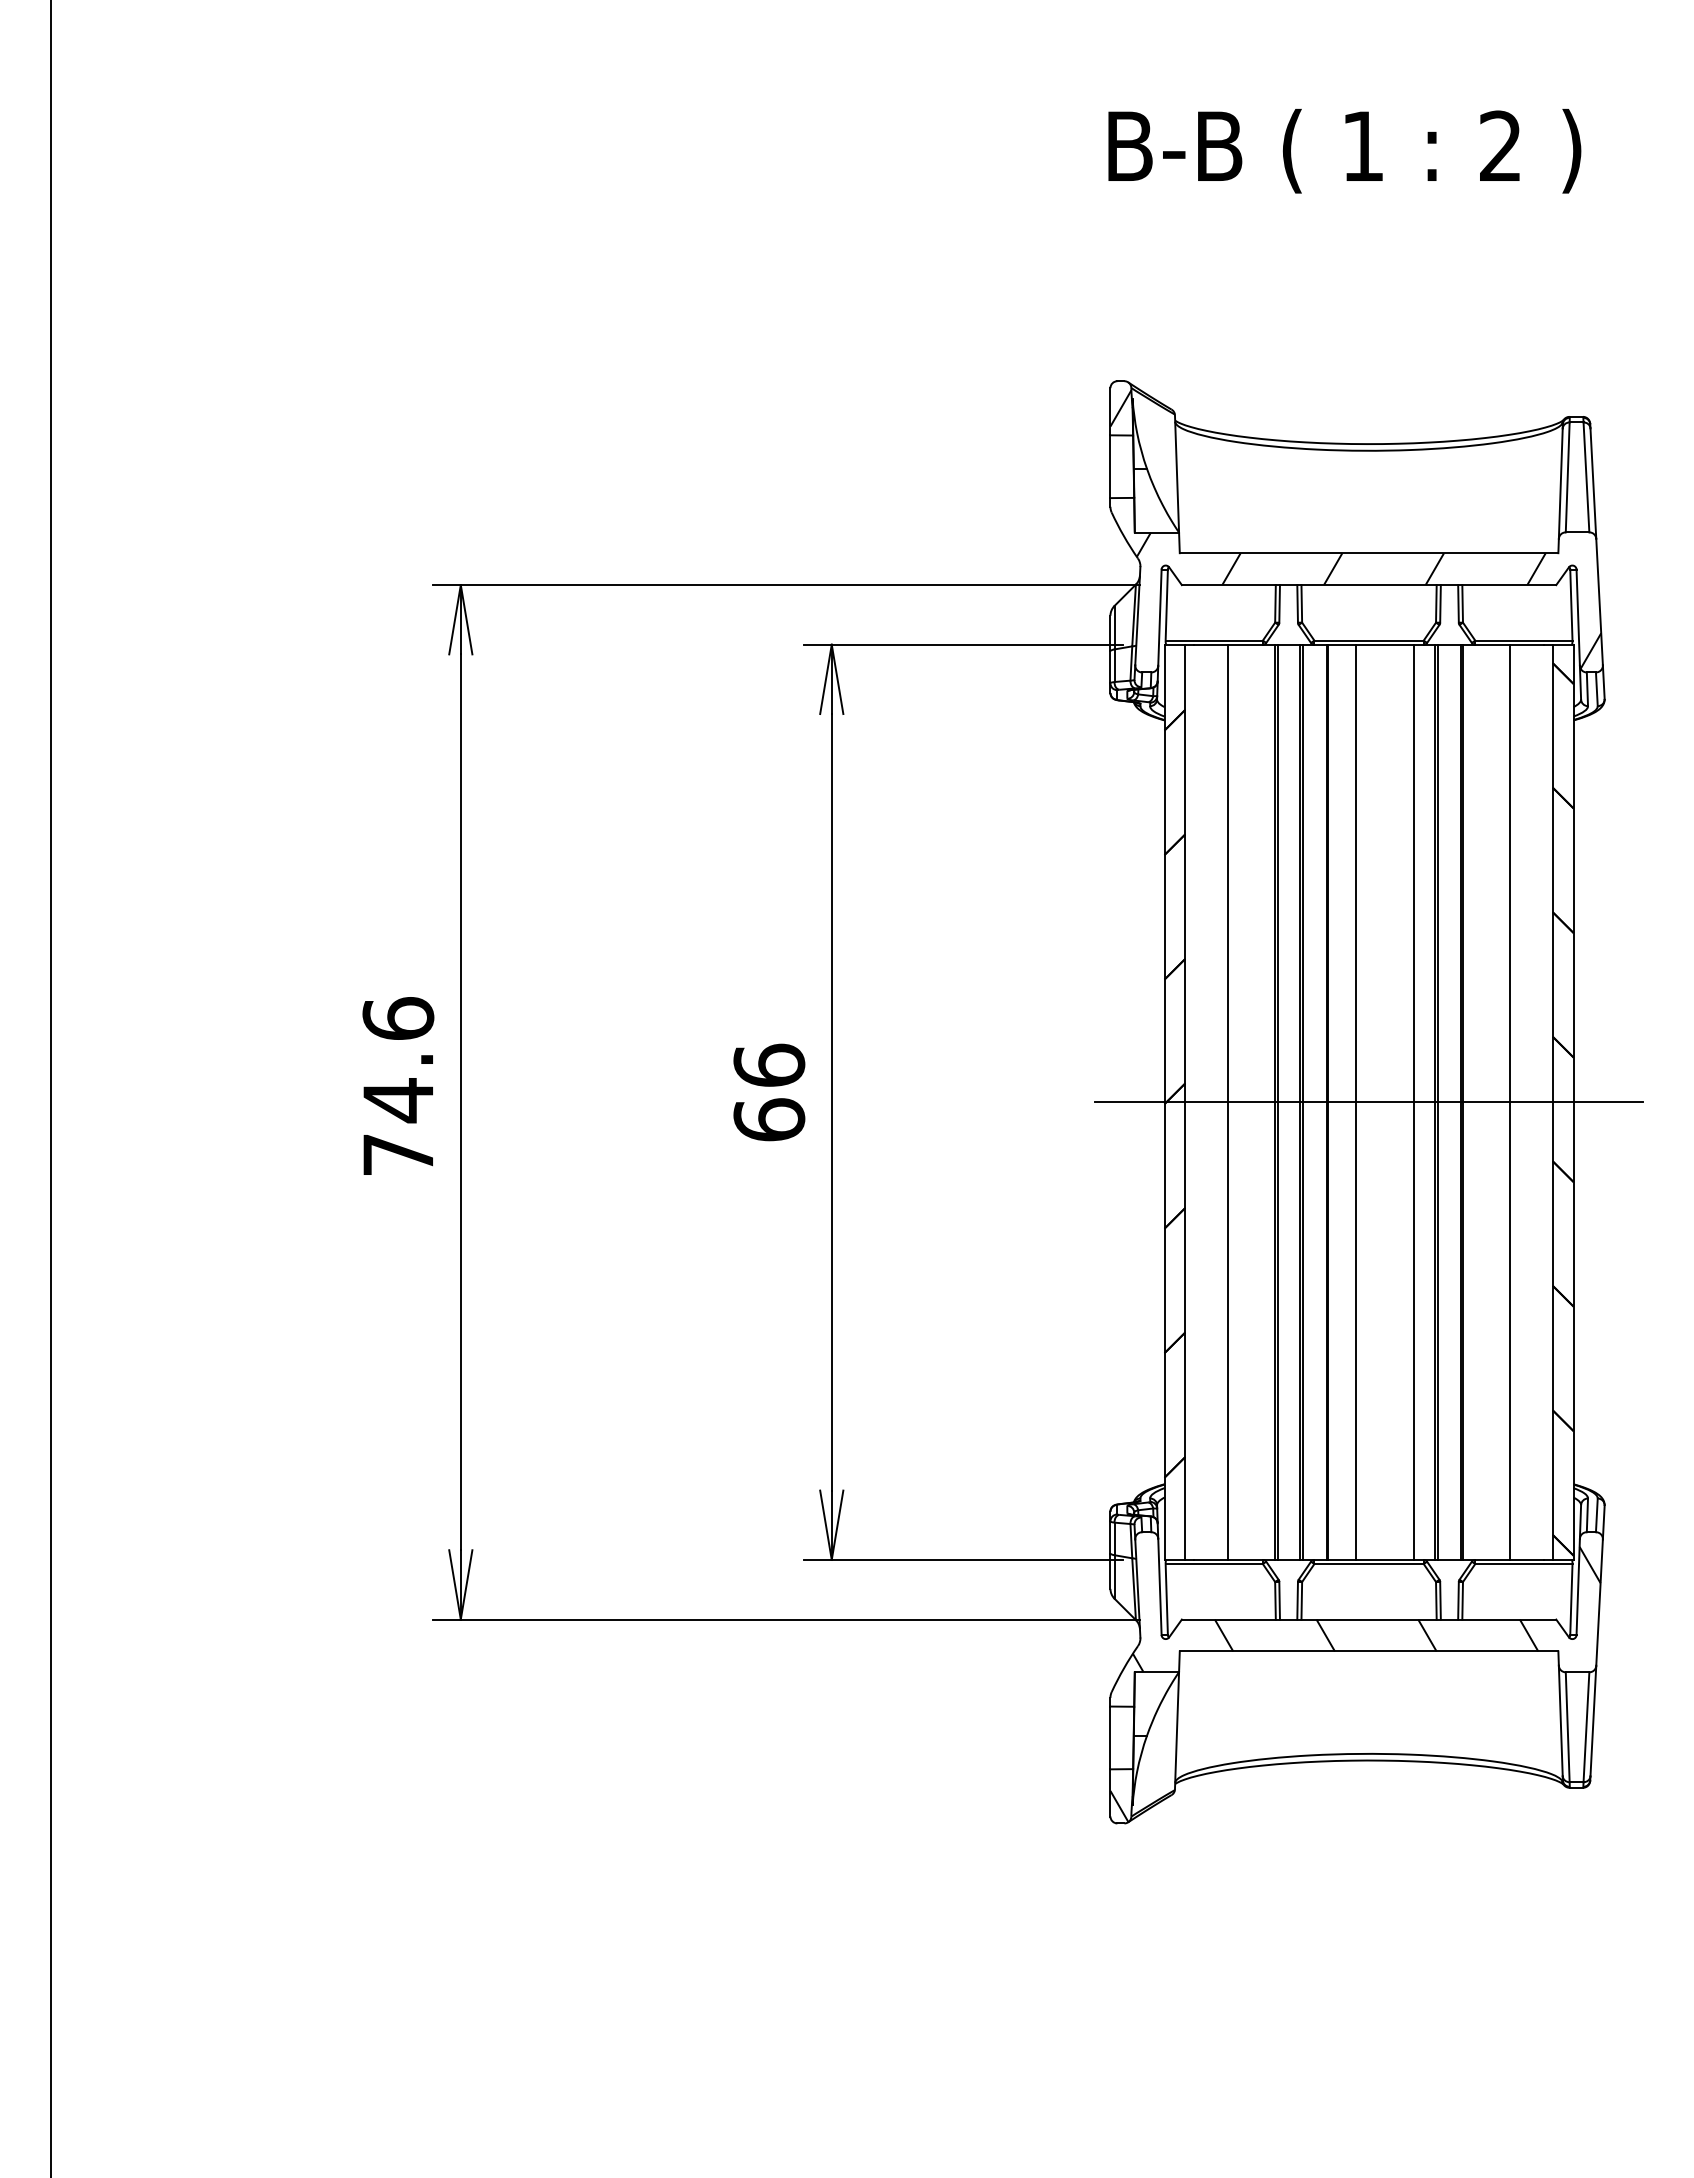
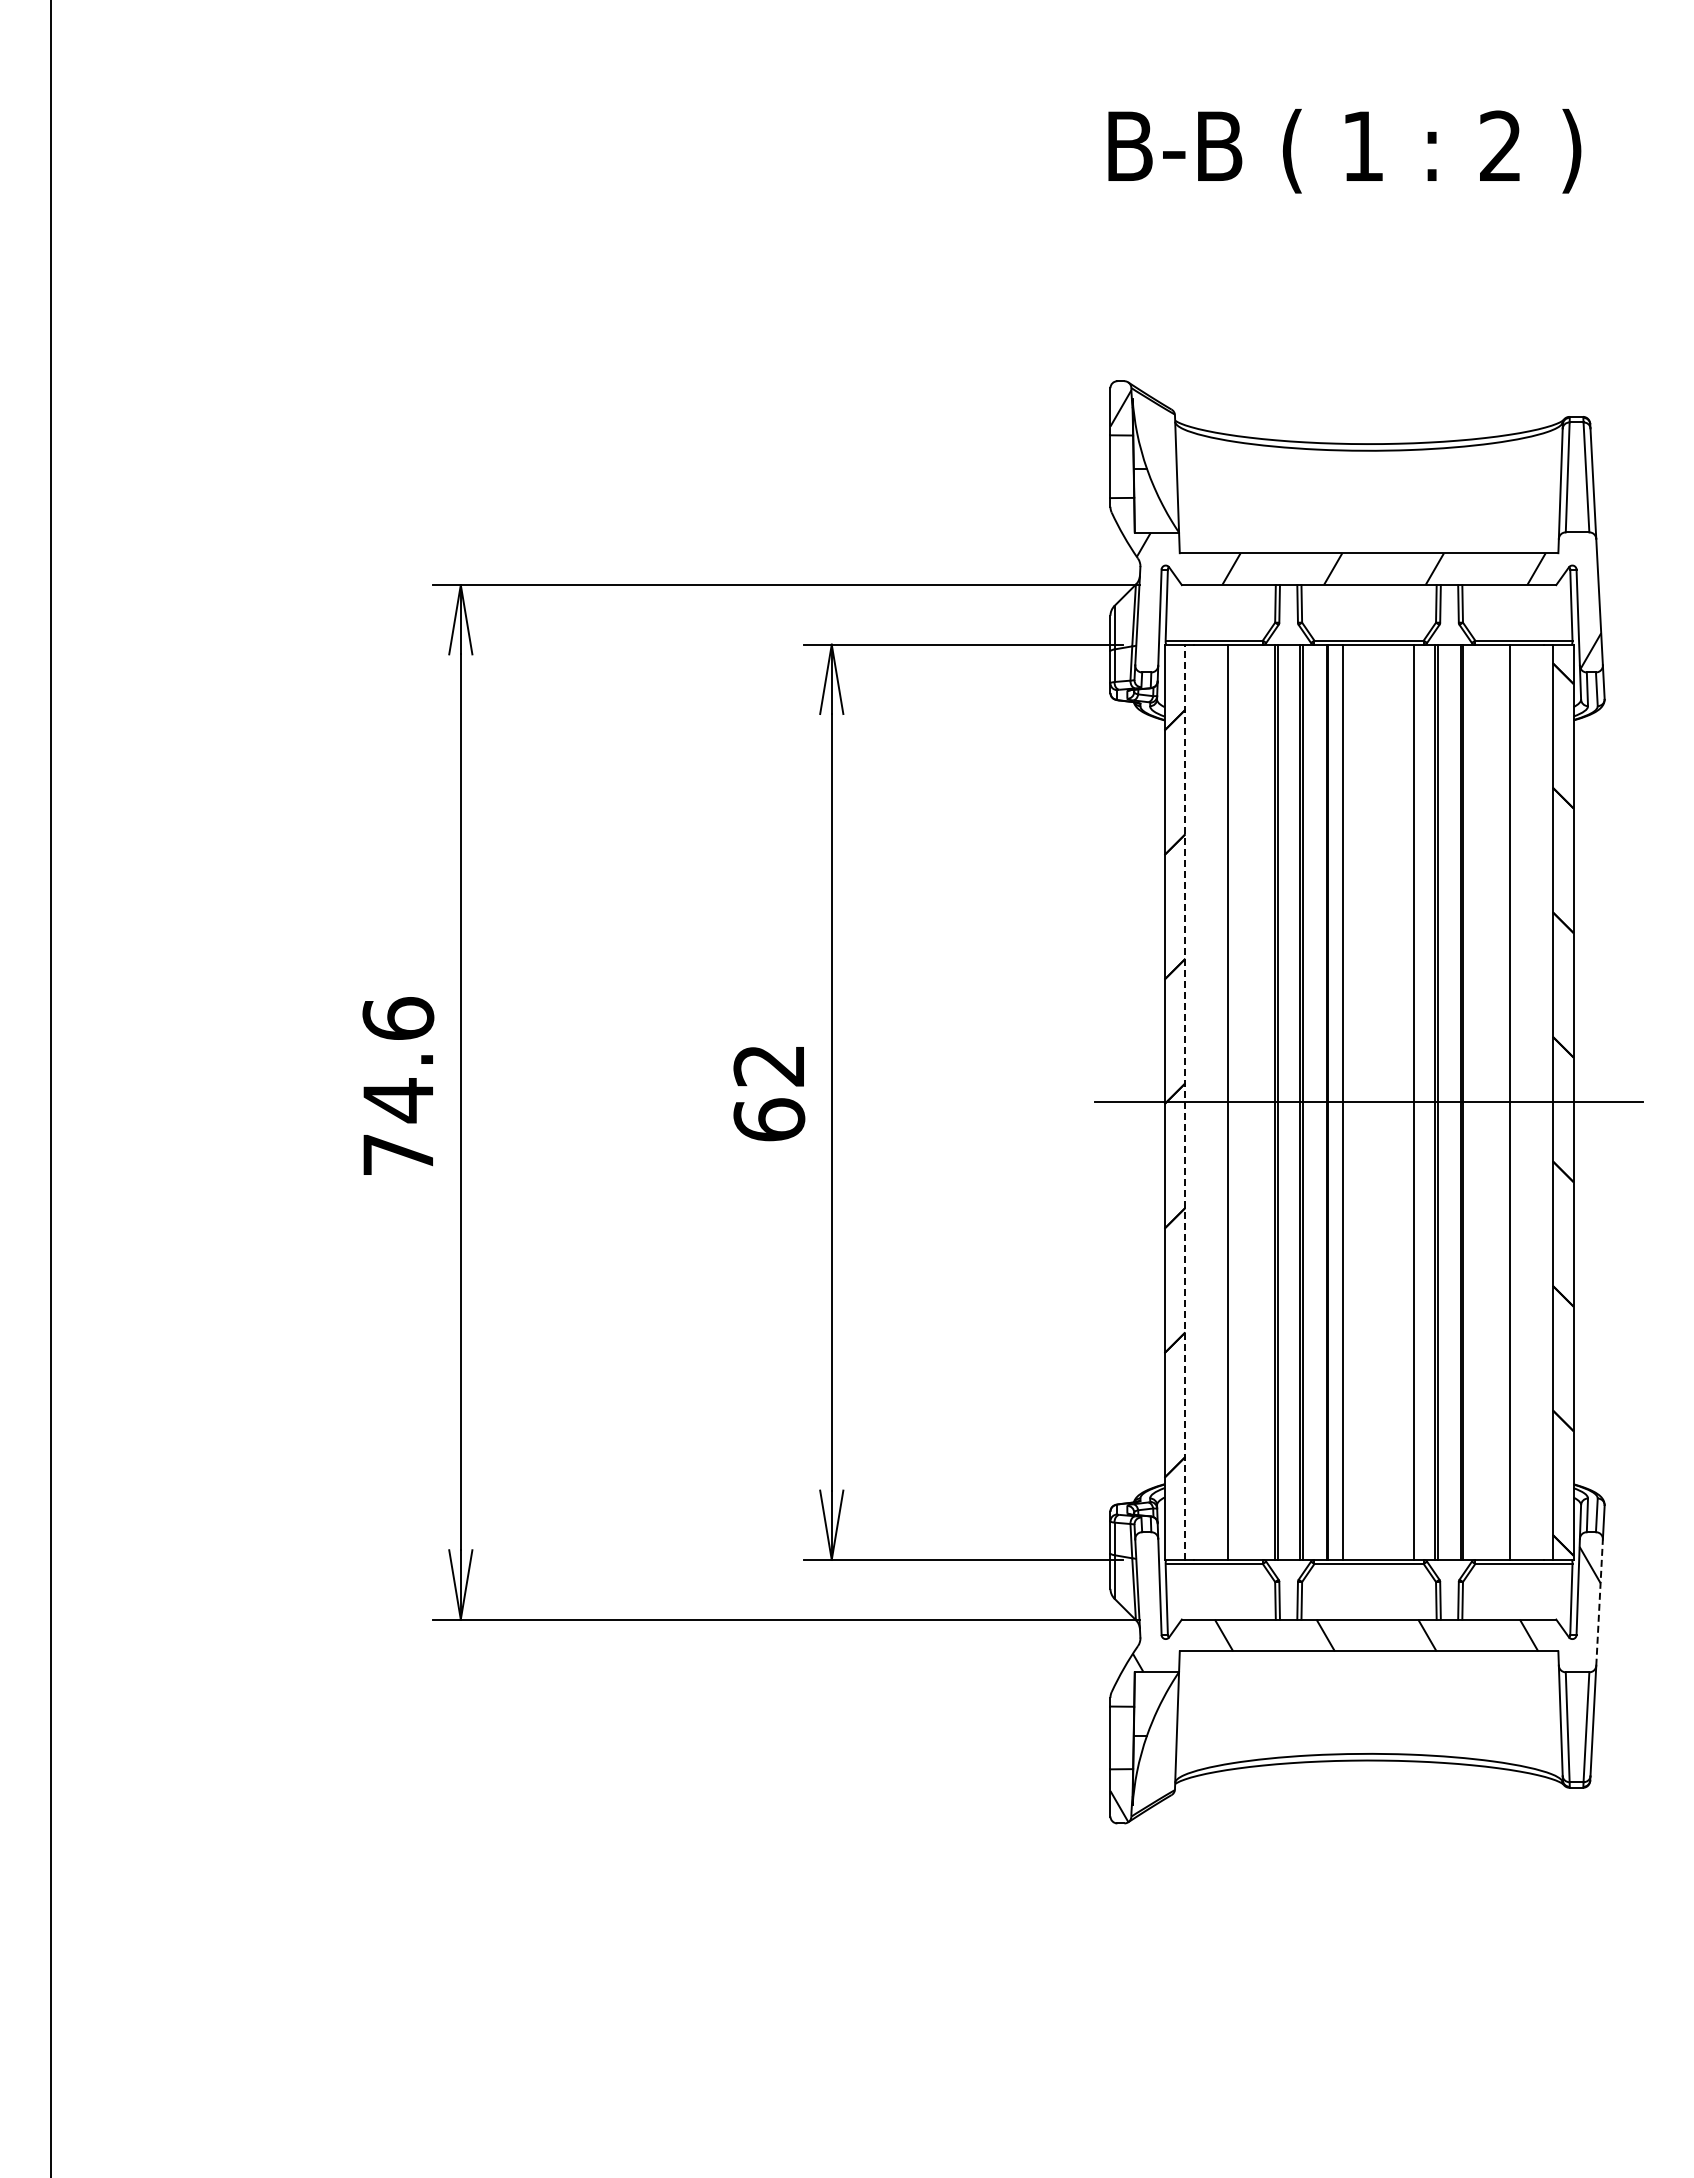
text: 66 -> 62 (769, 1064)
line position: (1355, 1101) -> (1342, 1101) (1342, 1101)
line: solid -> dashed (1185, 1102)
line: solid -> dashed (1599, 1602)
